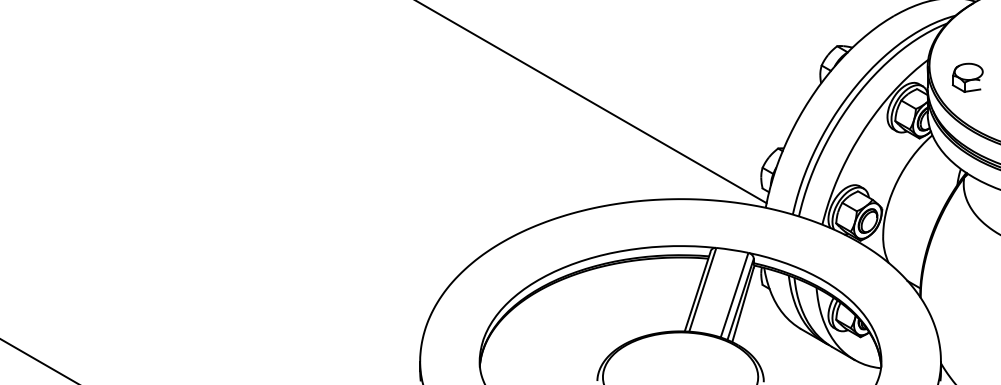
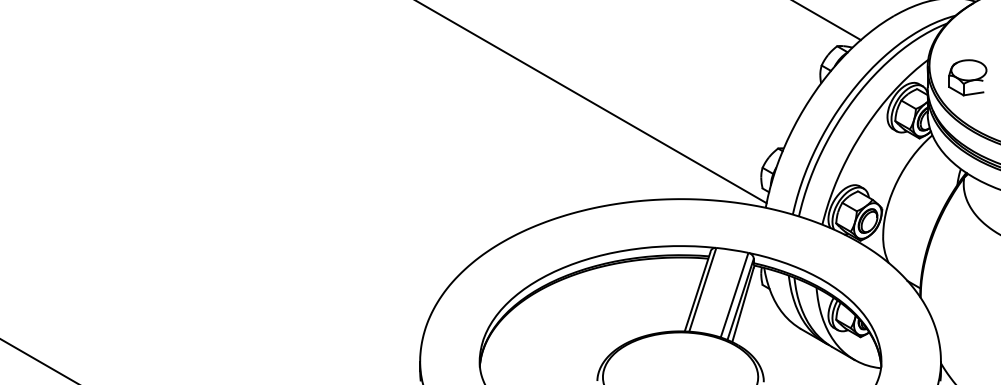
line: none -> present (827, 21)
part size: 33x31 px -> 40x38 px (967, 77)
